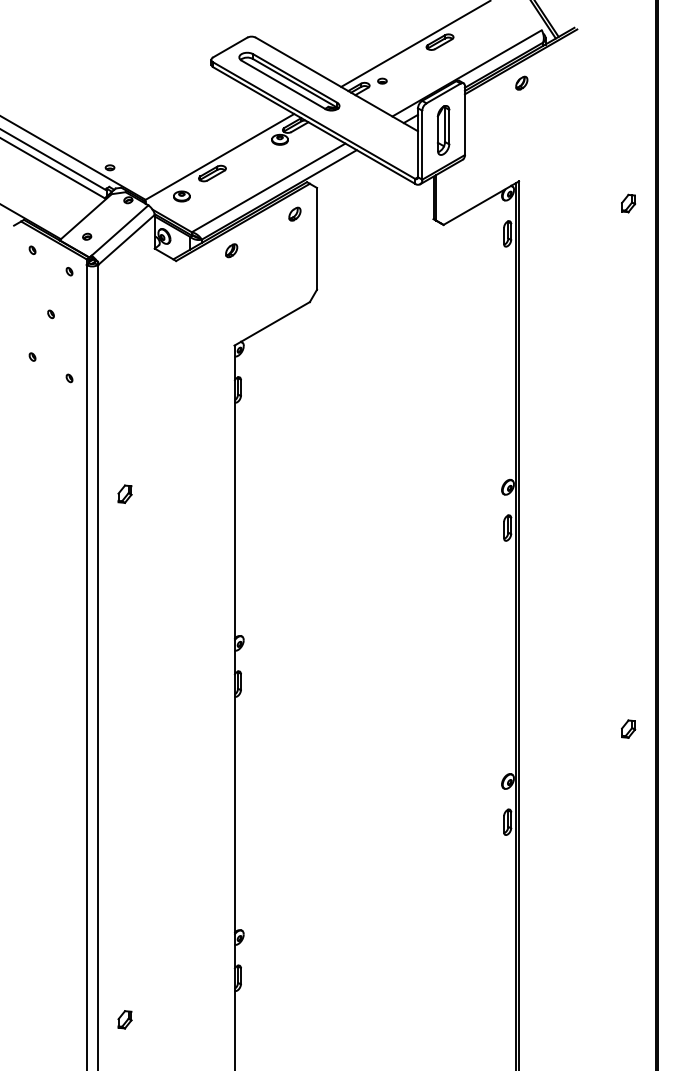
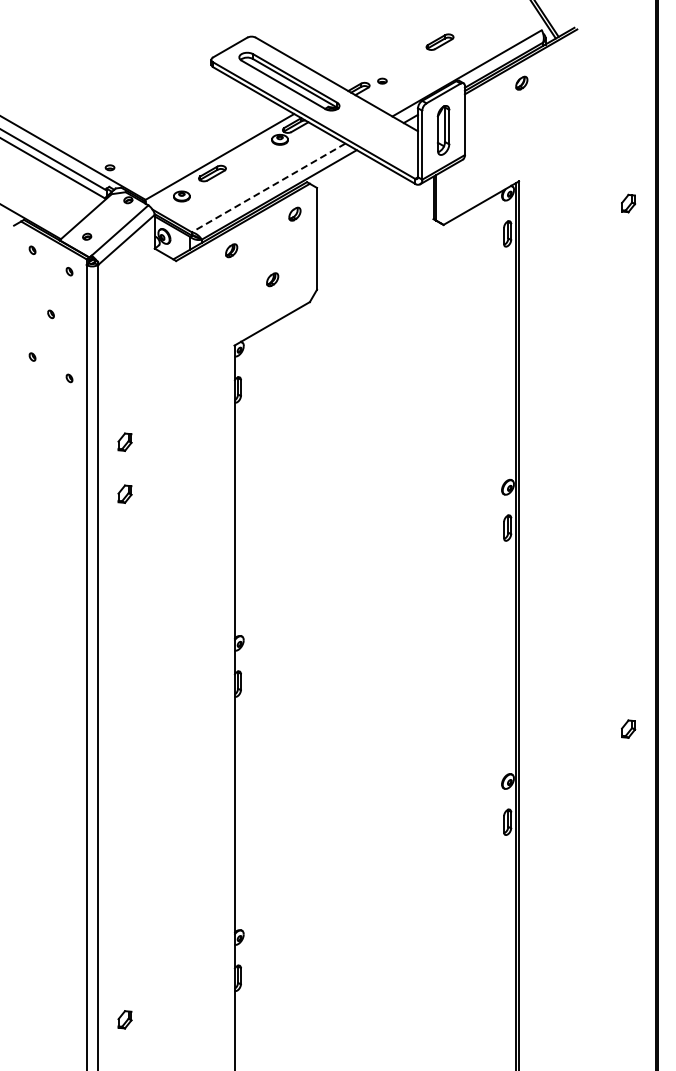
line: present -> none (414, 44)
line: solid -> dashed (268, 187)
part: none -> present (272, 279)
part: none -> present (124, 441)
